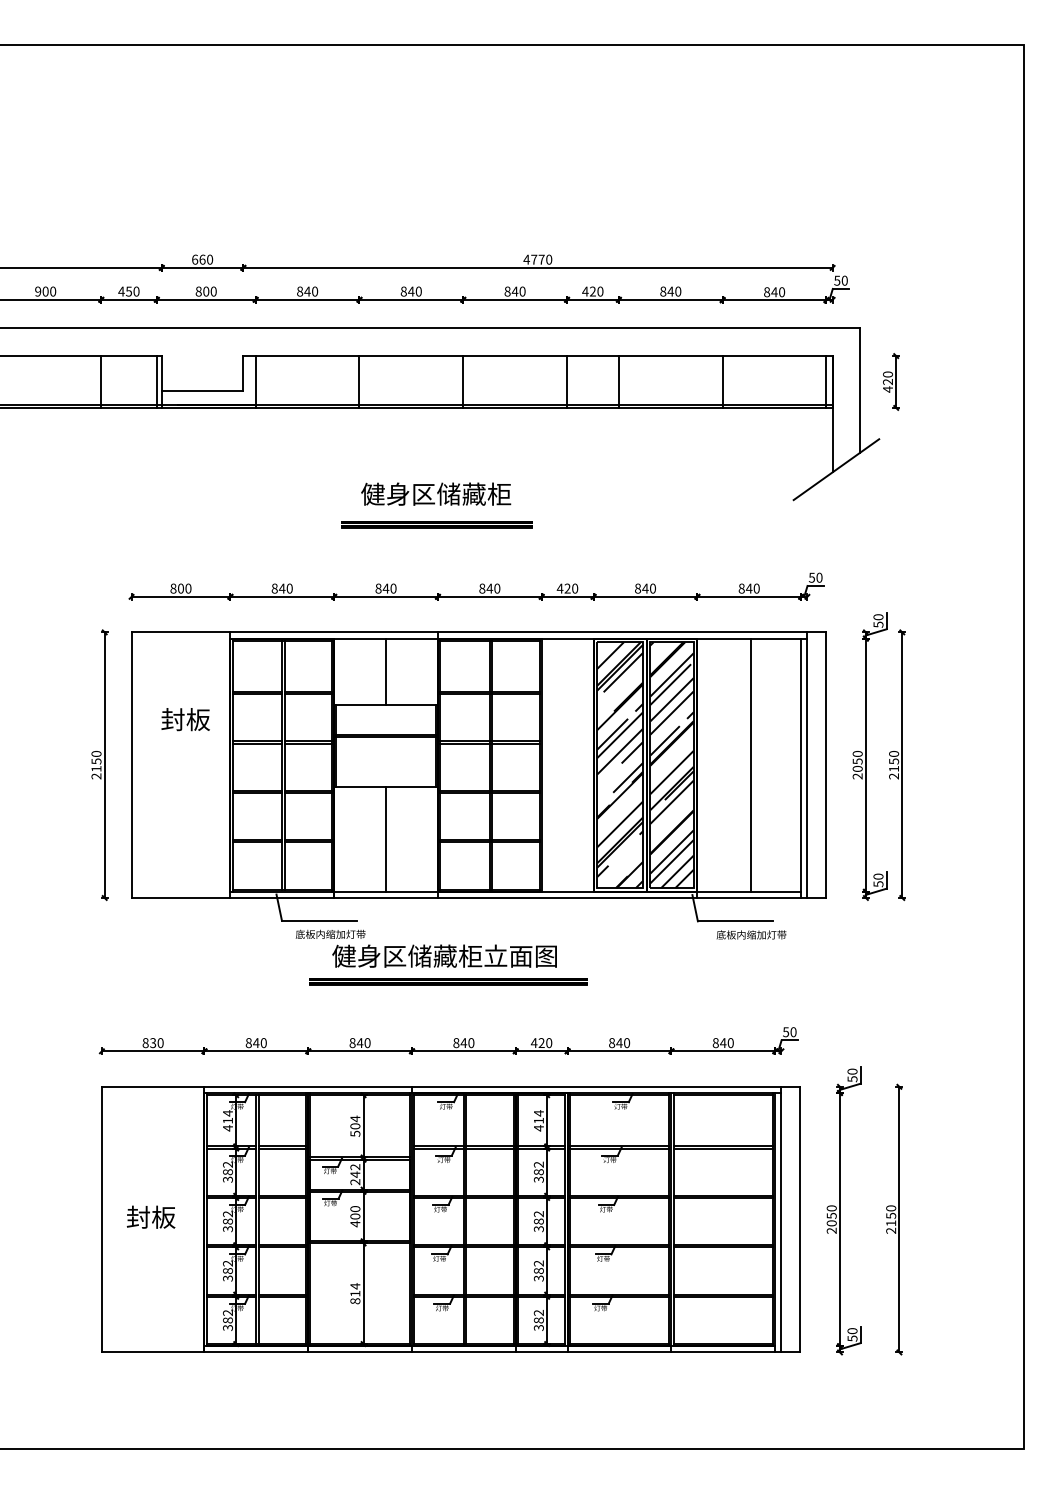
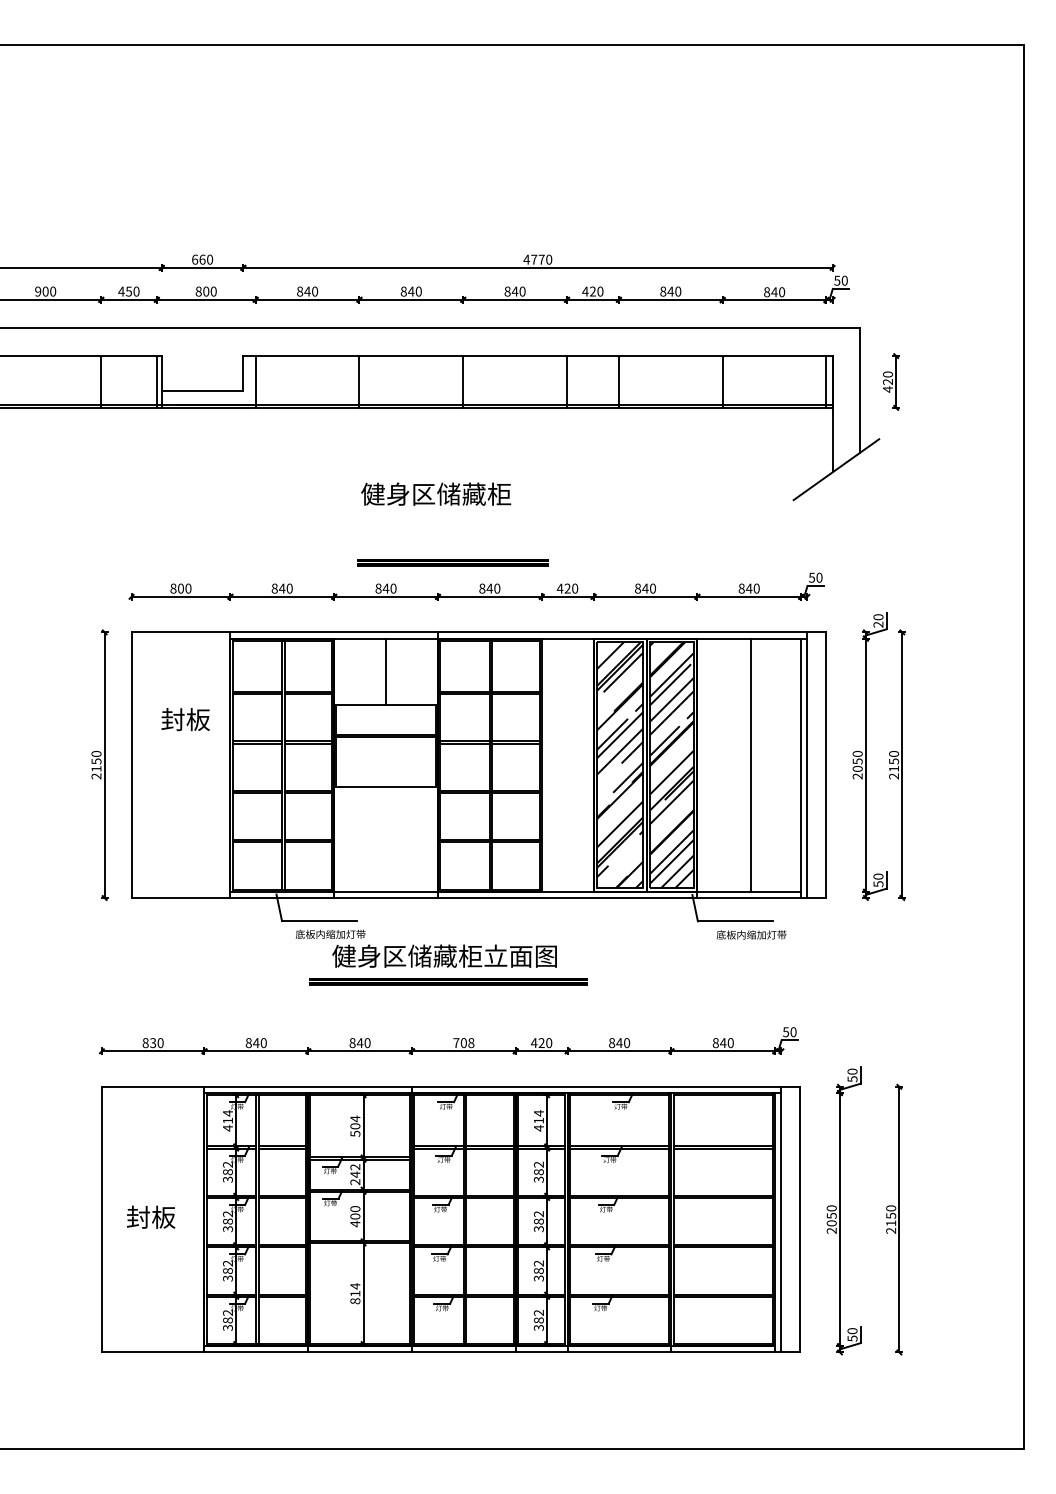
part position: (436, 524) -> (452, 562) (452, 562)
text: 50 -> 20 (878, 624)
line: present -> none (386, 838)
text: 840 -> 708 (463, 1043)
